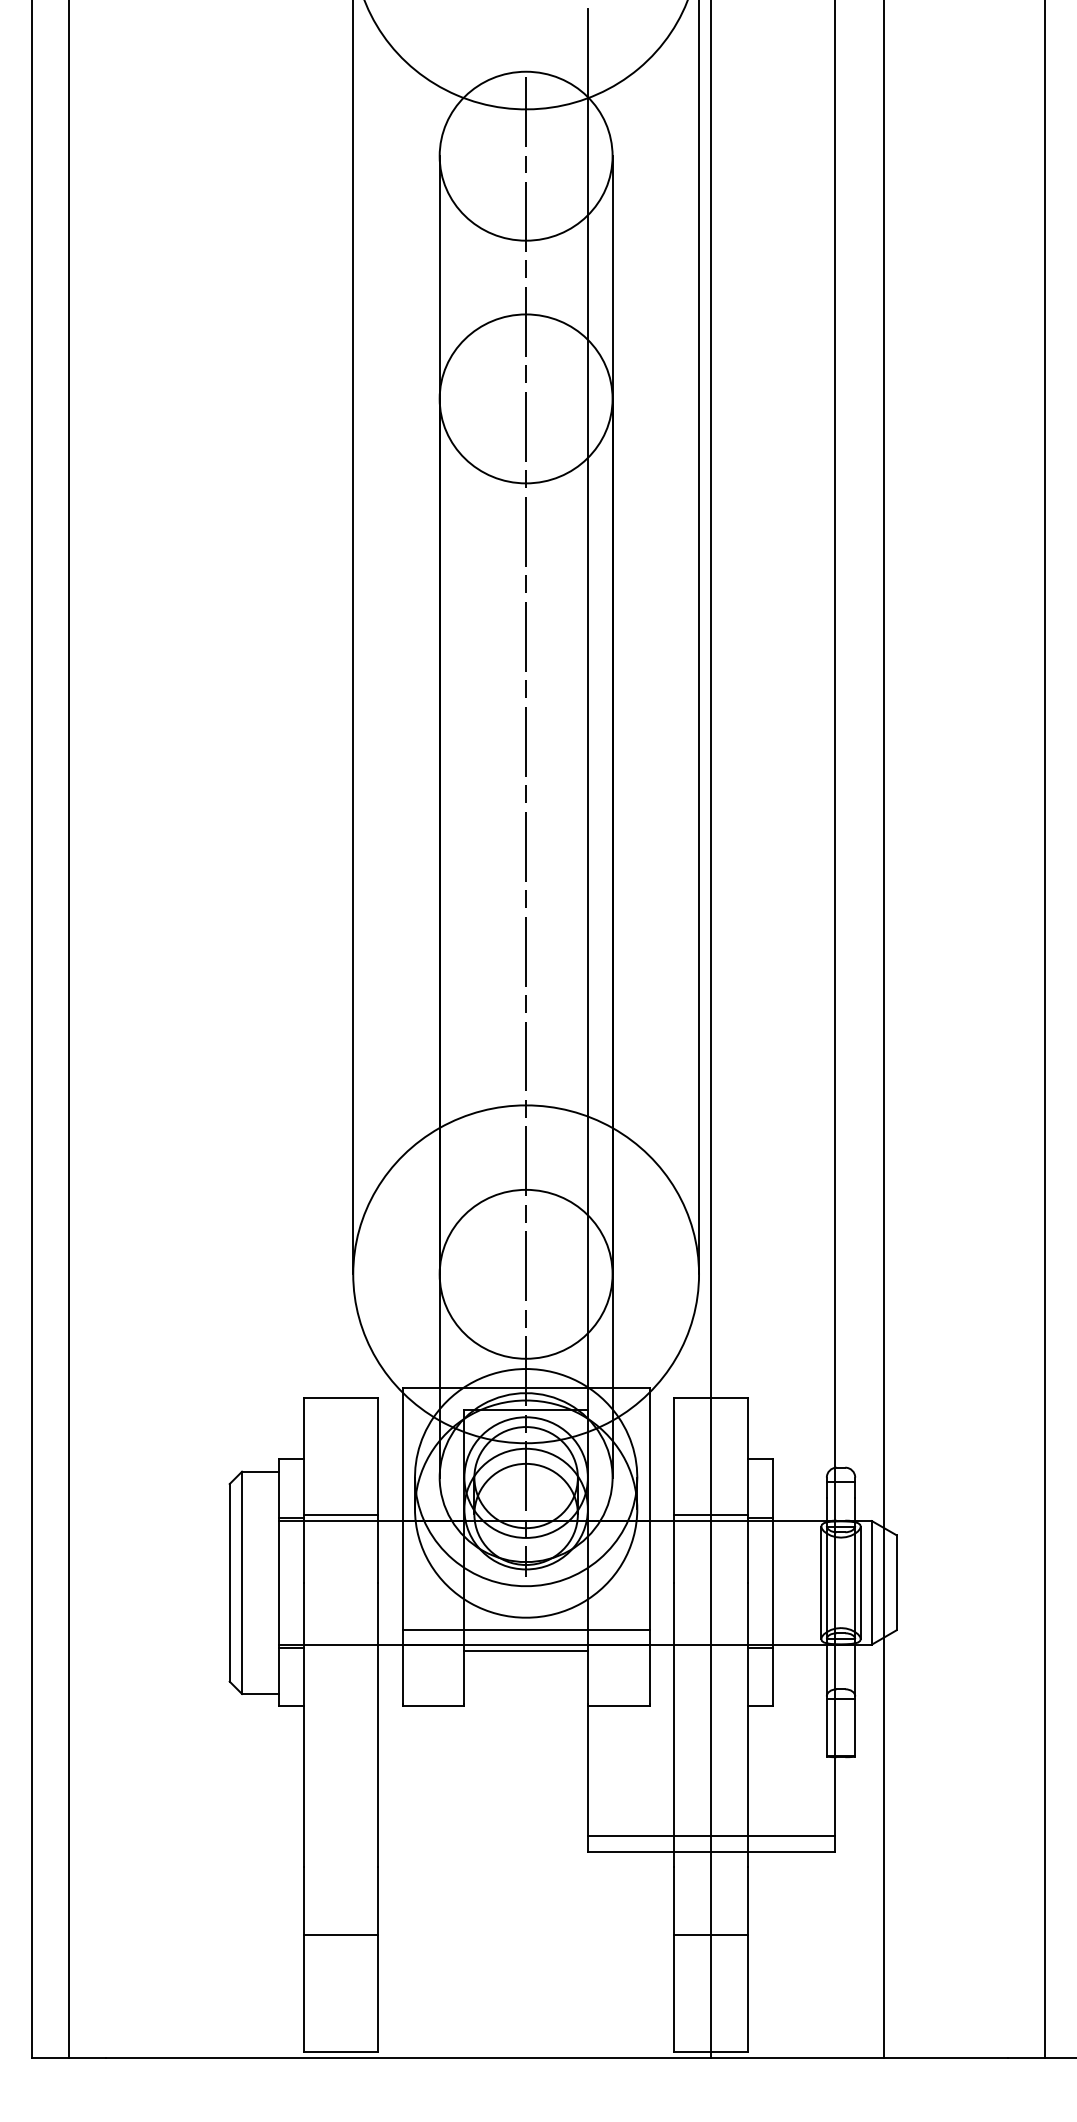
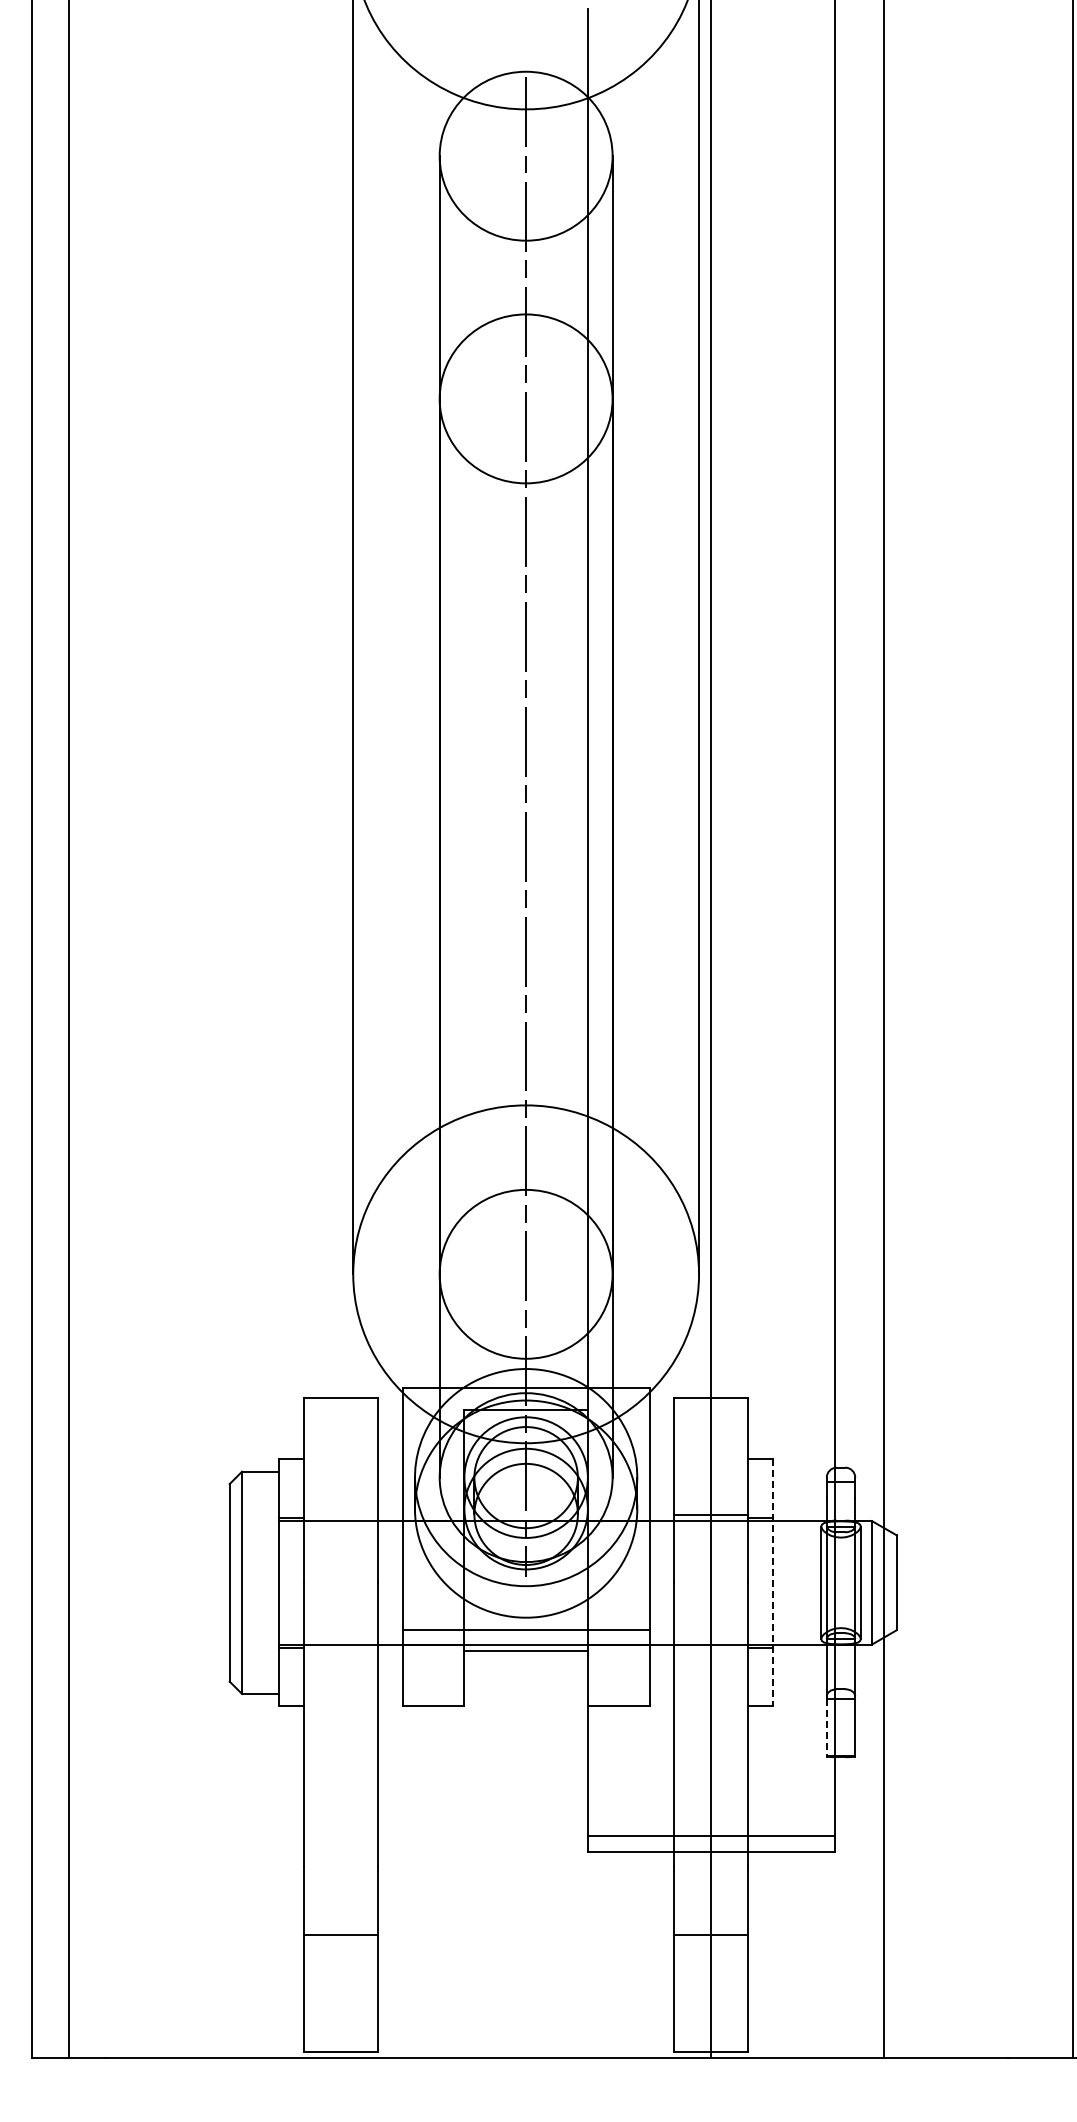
line position: (1044, 1030) -> (1072, 1030) (1072, 1030)
line: present -> none (340, 1514)
line: solid -> dashed (773, 1582)
line: solid -> dashed (826, 1727)
